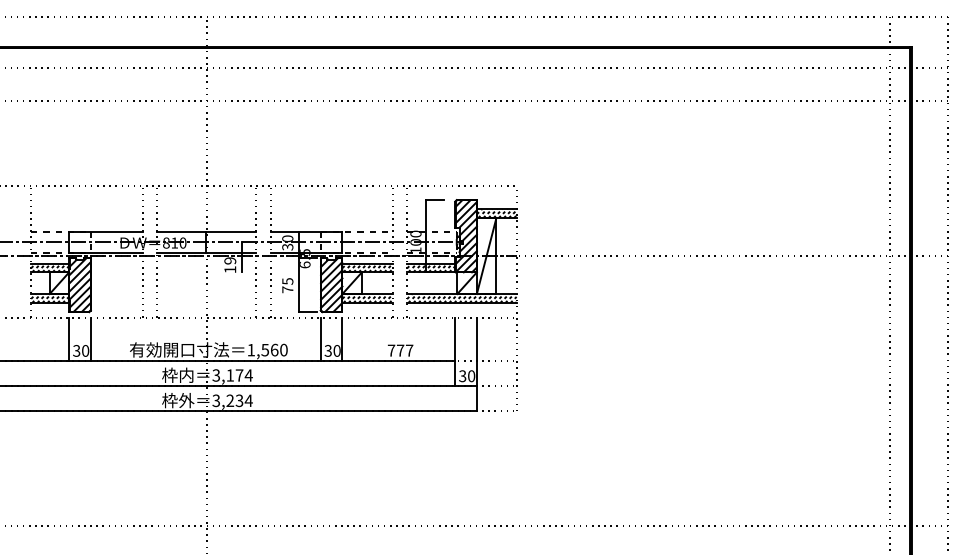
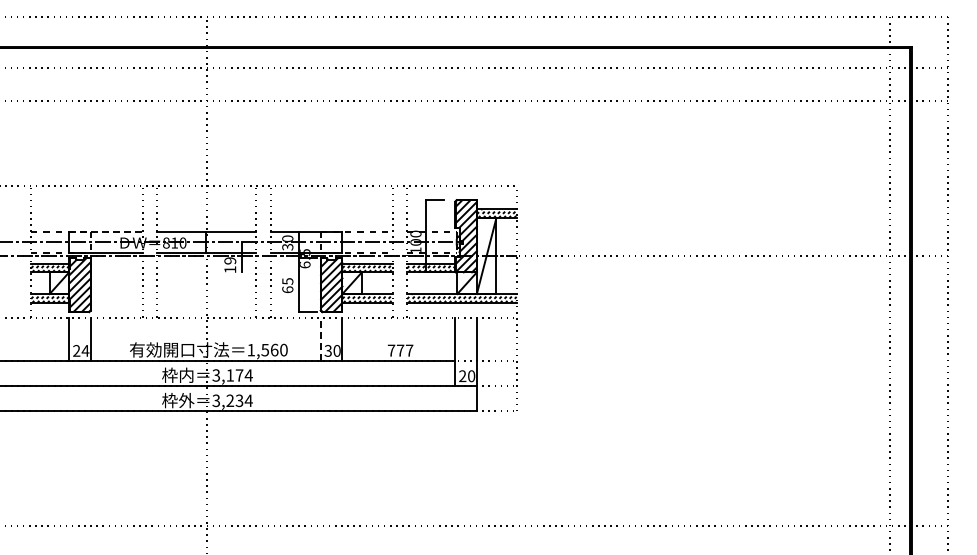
line: solid -> dashed (105, 231)
text: 75 -> 65 (287, 289)
line: solid -> dashed (320, 339)
text: 30 -> 24 (81, 350)
text: 30 -> 20 (462, 376)
